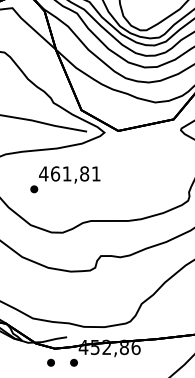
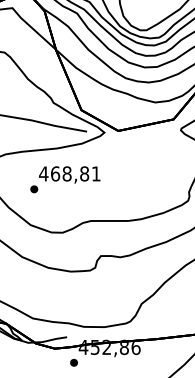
text: 461,81 -> 468,81 (66, 173)
part: present -> none (50, 362)
